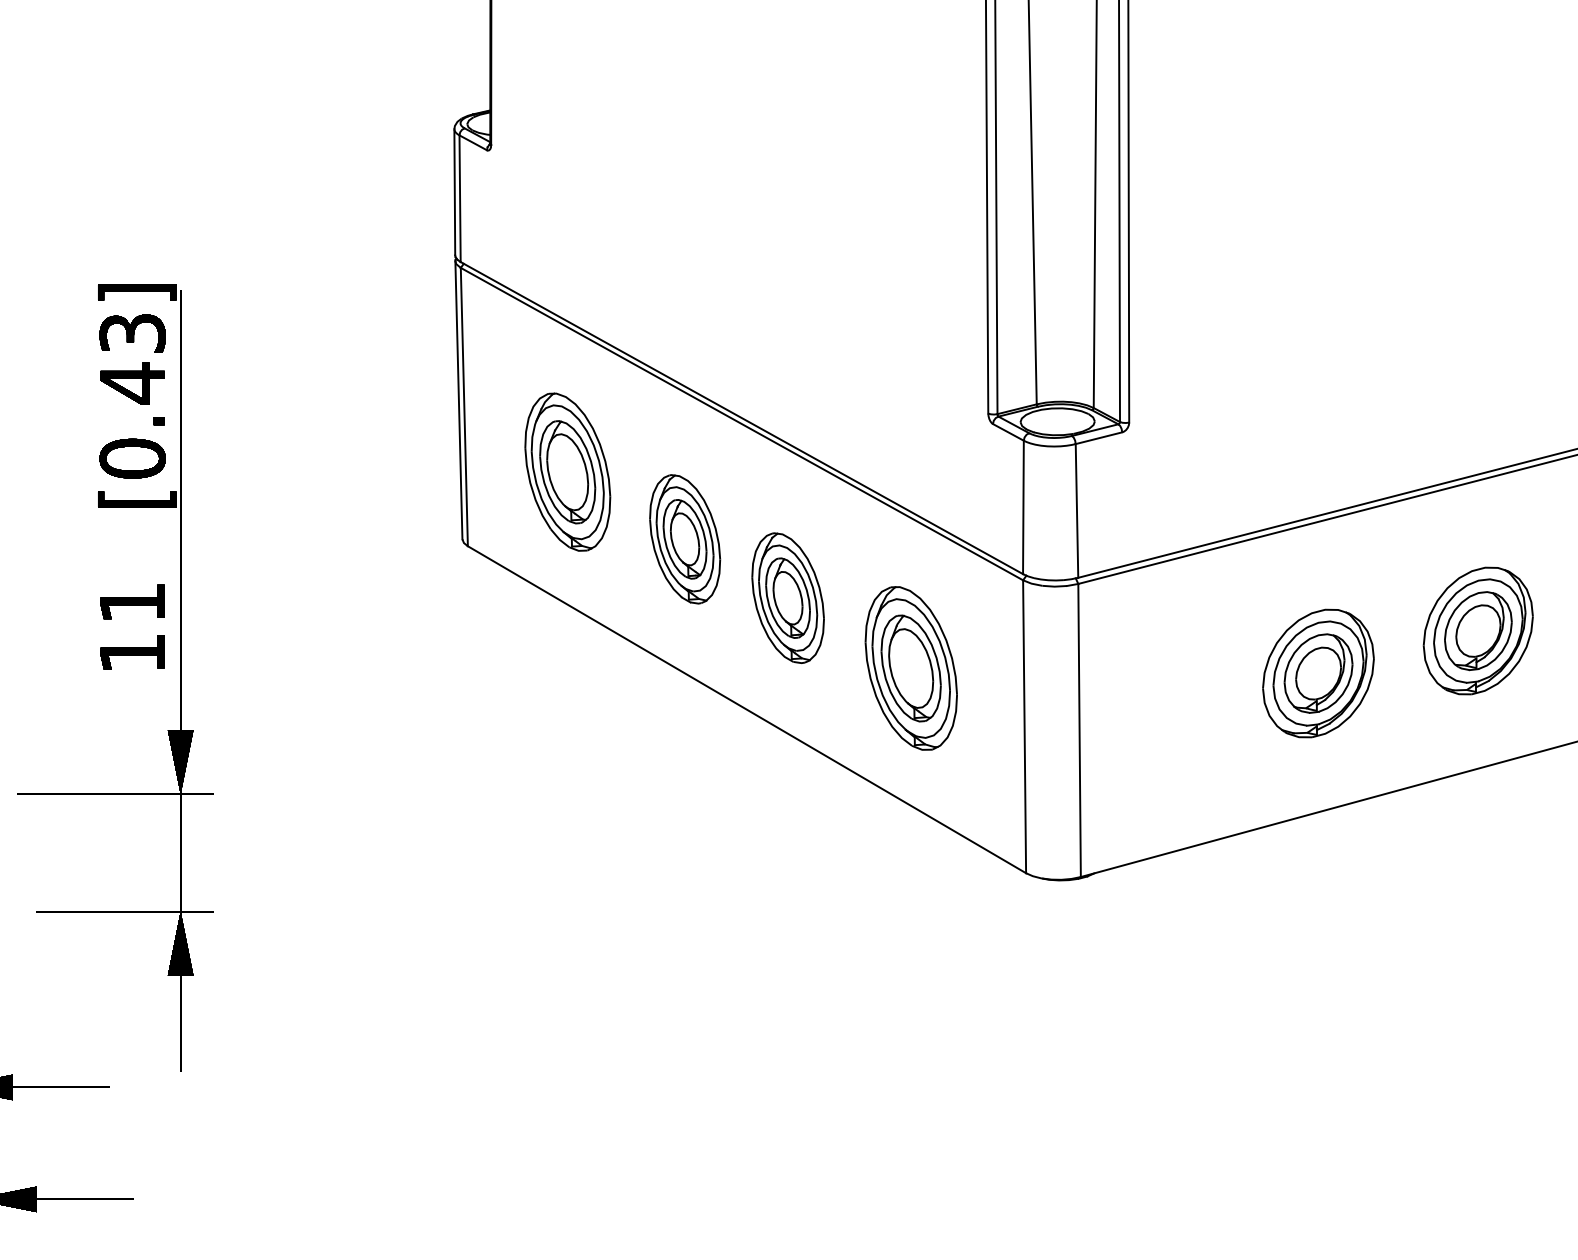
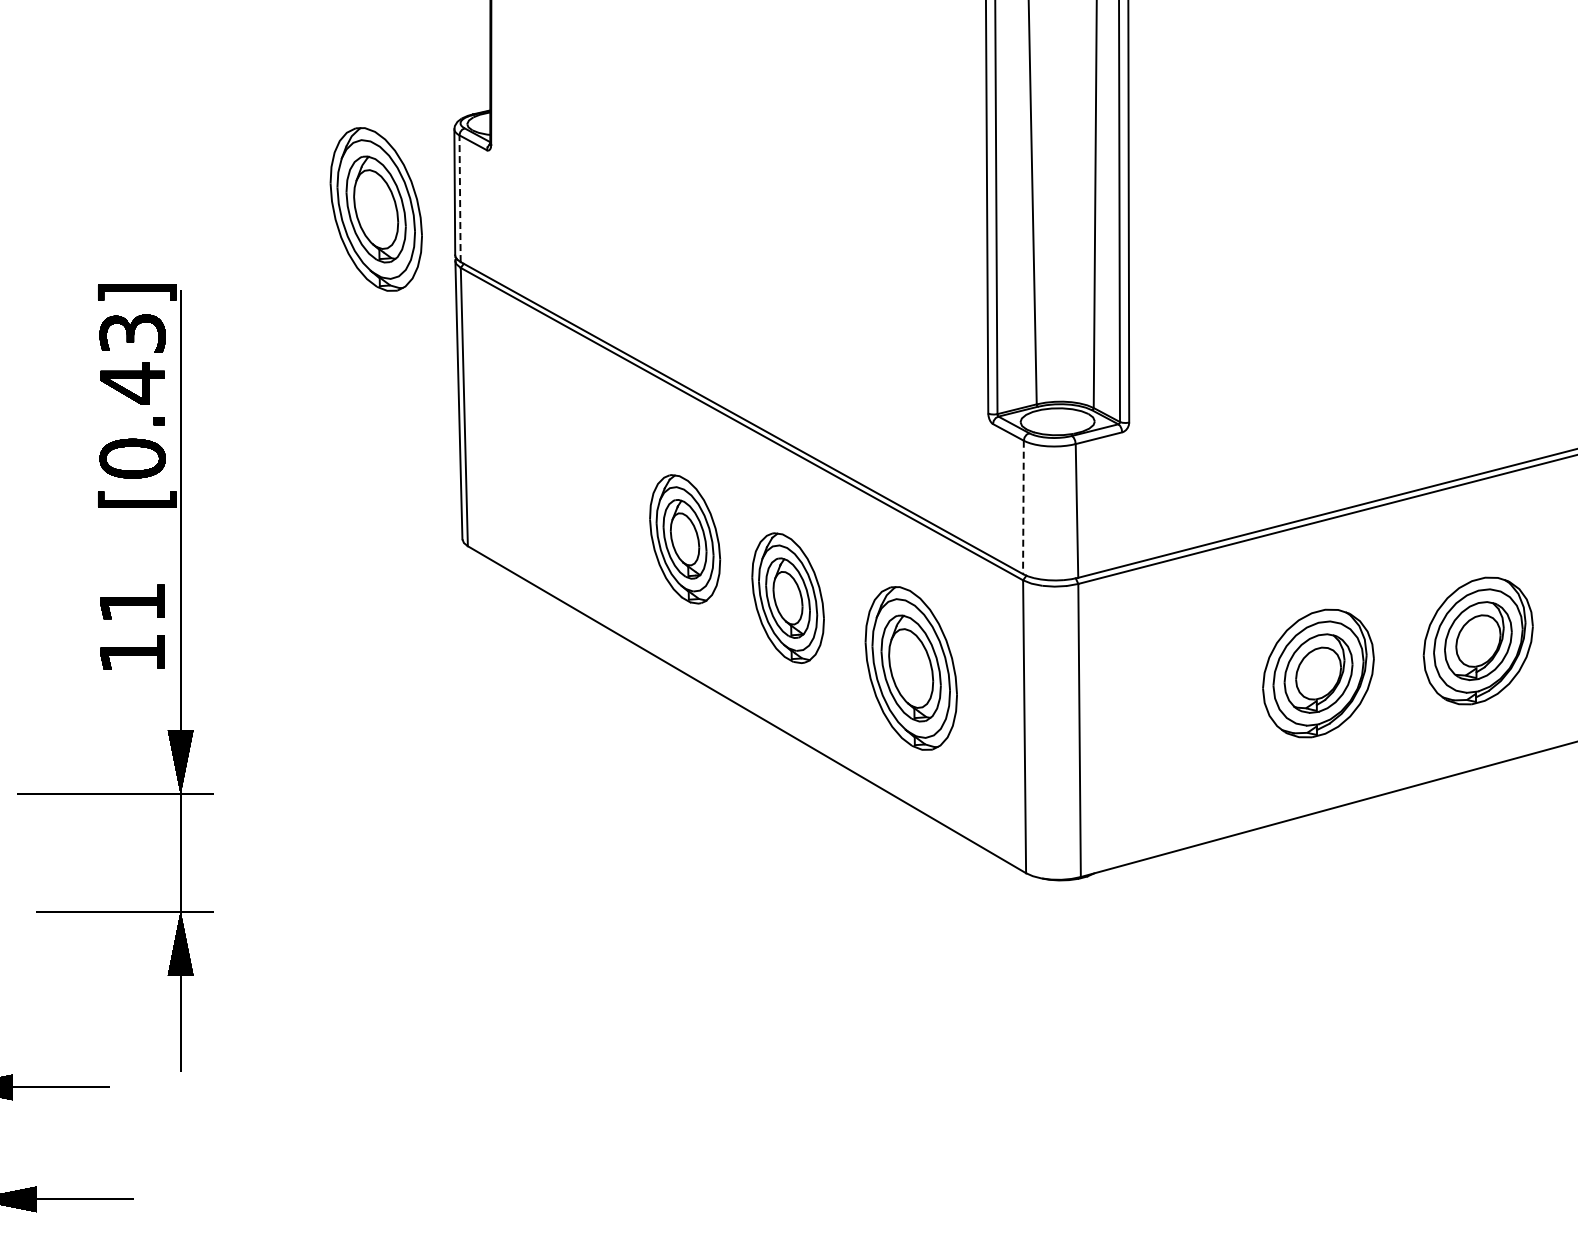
line: solid -> dashed (460, 198)
part: none -> present (375, 209)
part: present -> none (567, 471)
line: solid -> dashed (1023, 507)
part position: (1477, 630) -> (1477, 640) (1477, 640)
